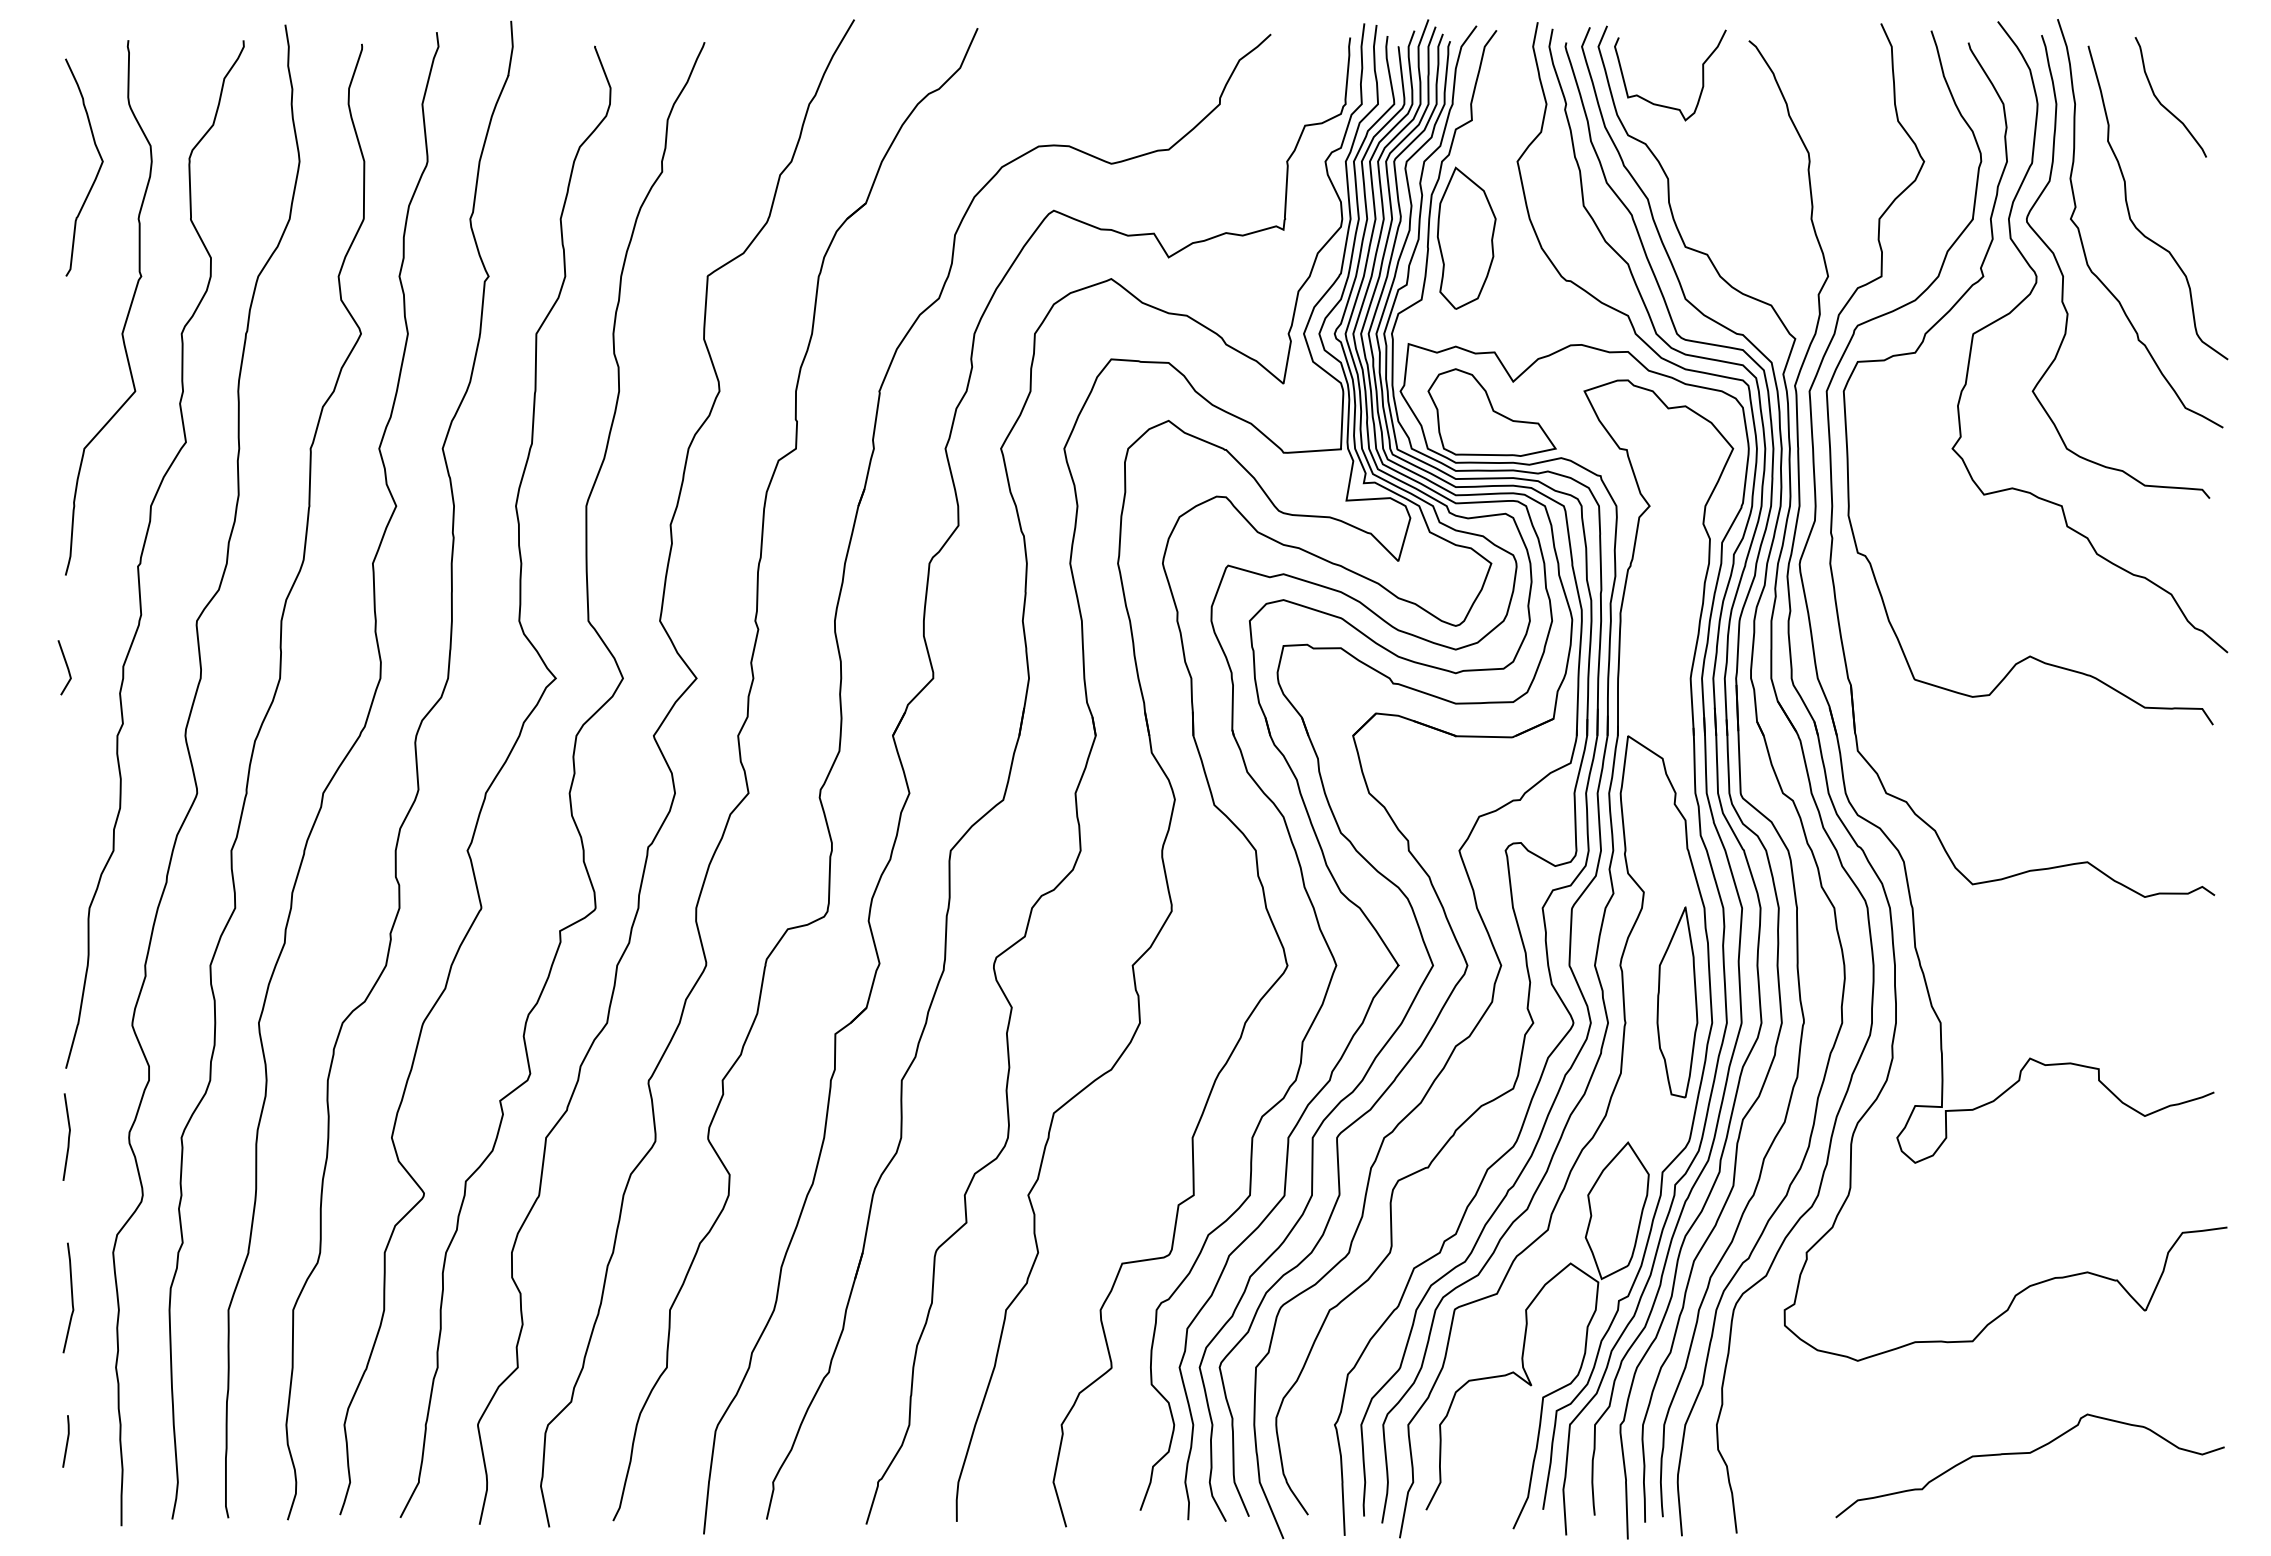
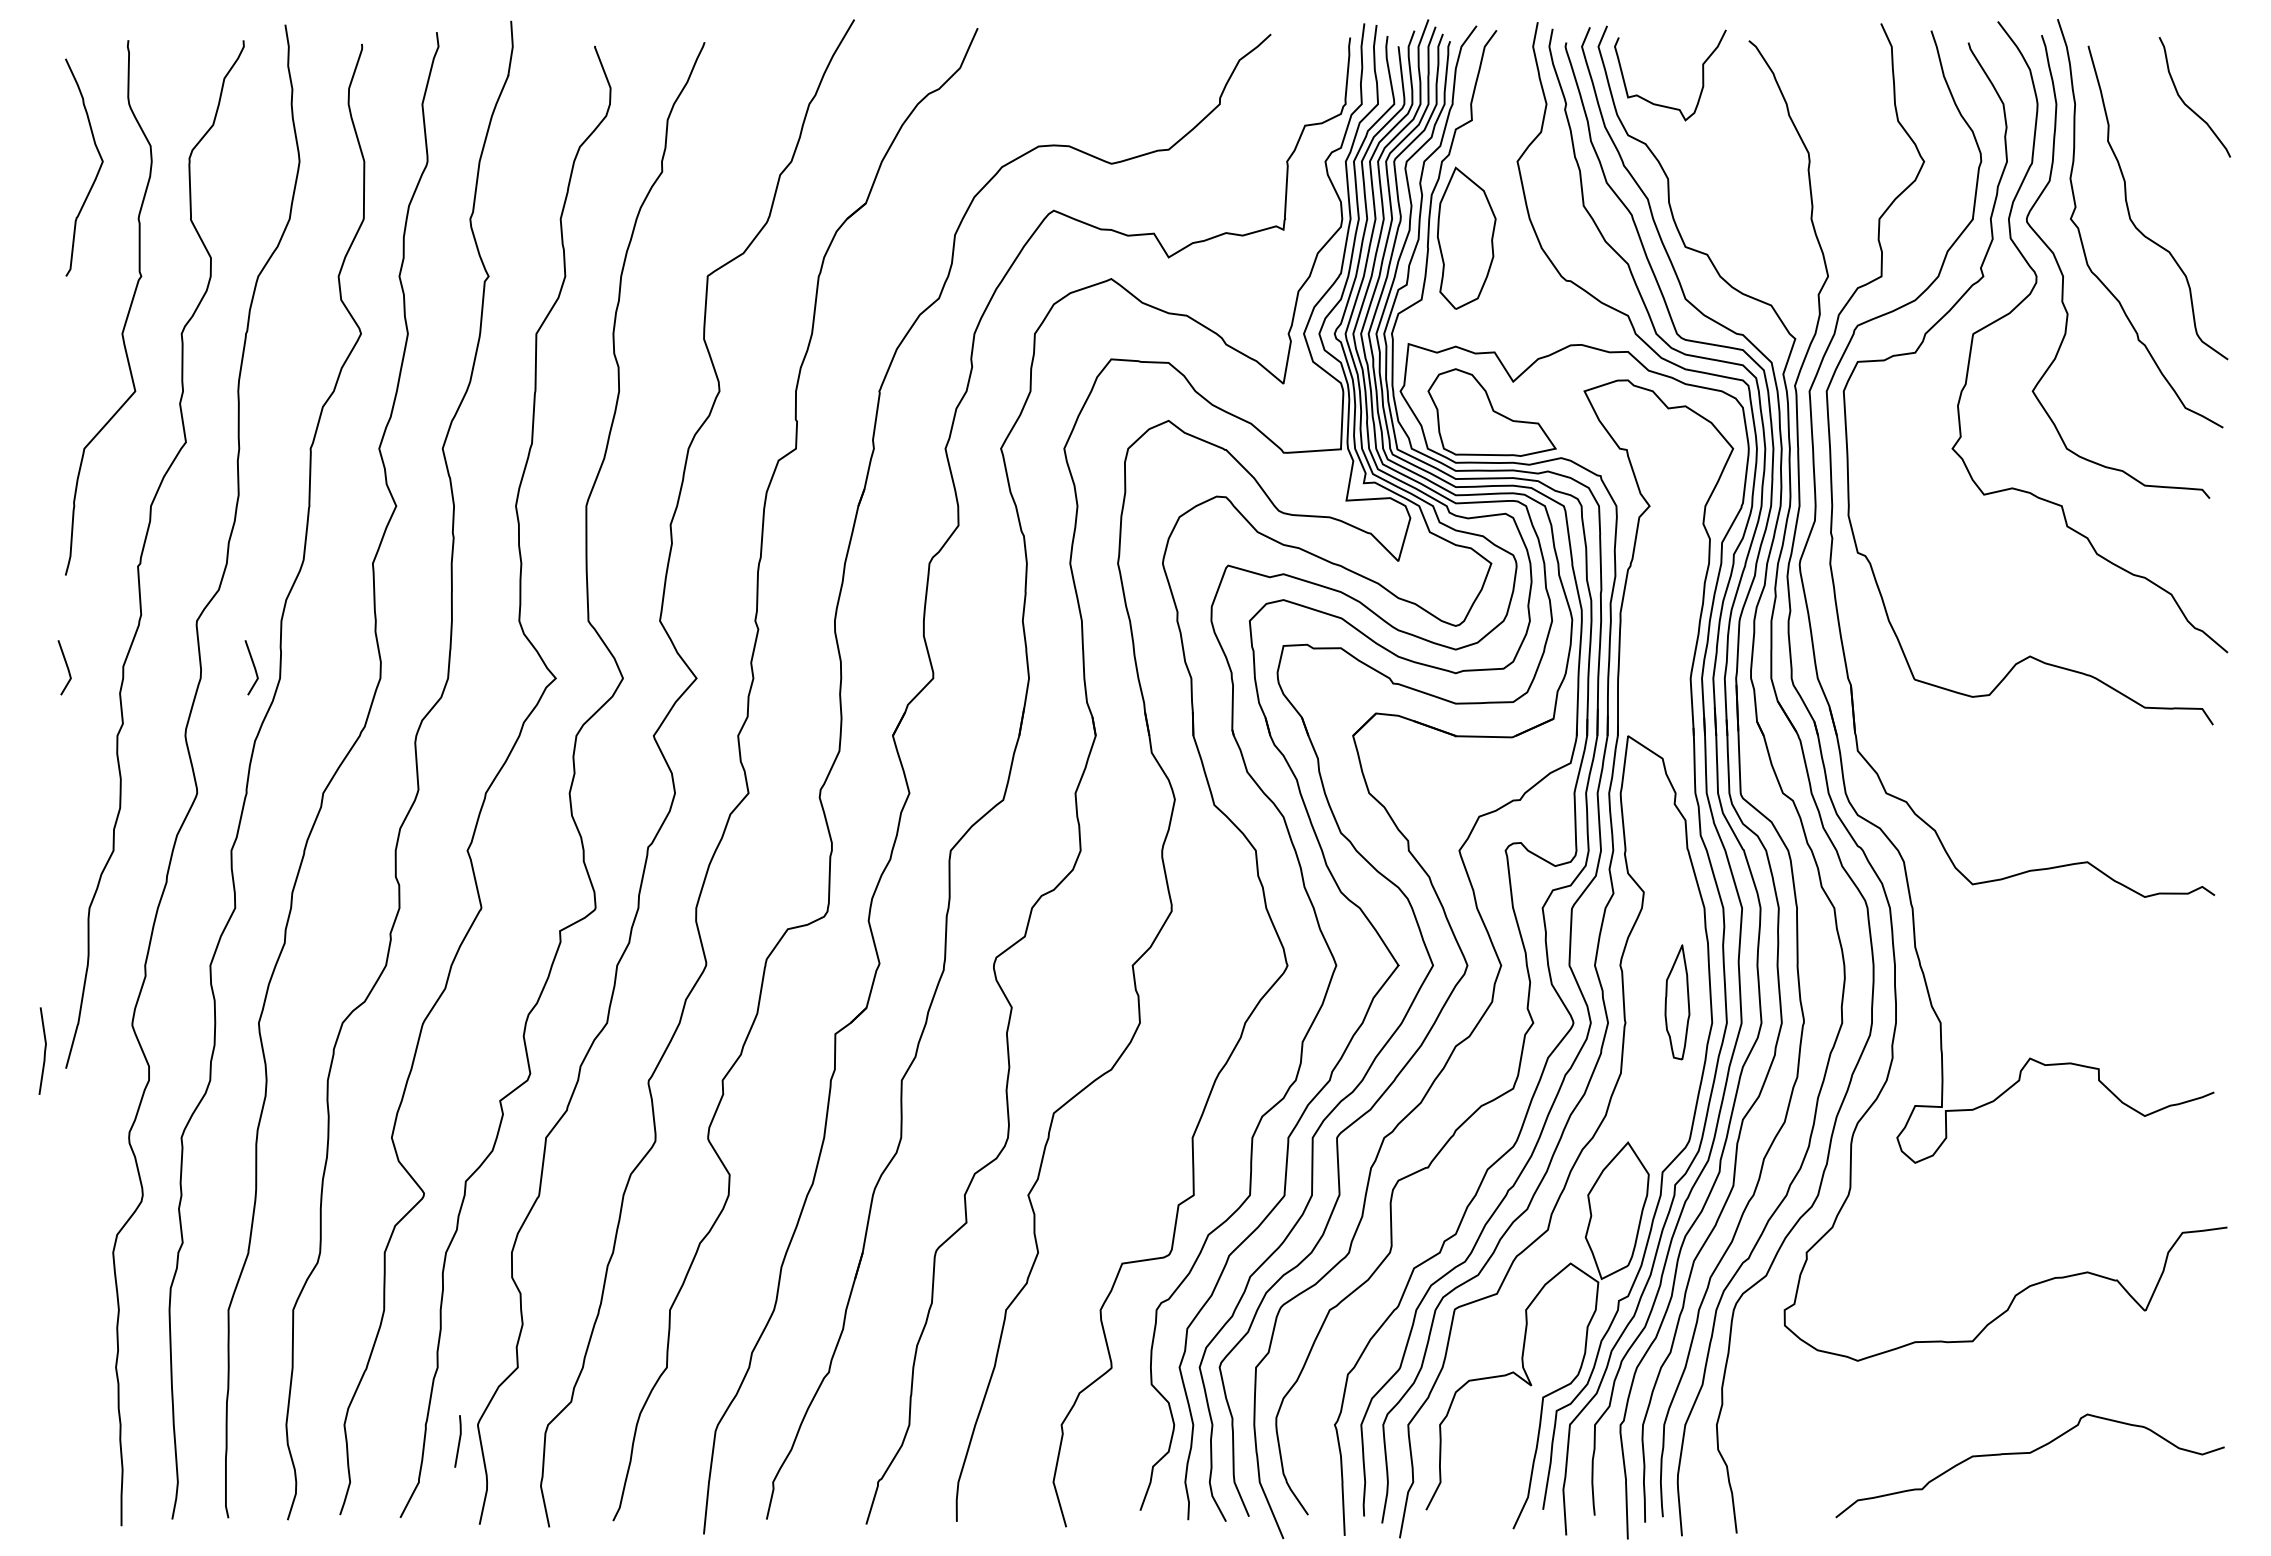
curve position: (2165, 106) -> (2189, 106) (2189, 106)
line: none -> present (253, 667)
part size: 43x193 px -> 27x117 px (1677, 1002)
line position: (68, 1136) -> (44, 1050) (44, 1050)
curve: present -> none (71, 1297)
line position: (66, 1441) -> (458, 1441) (458, 1441)
